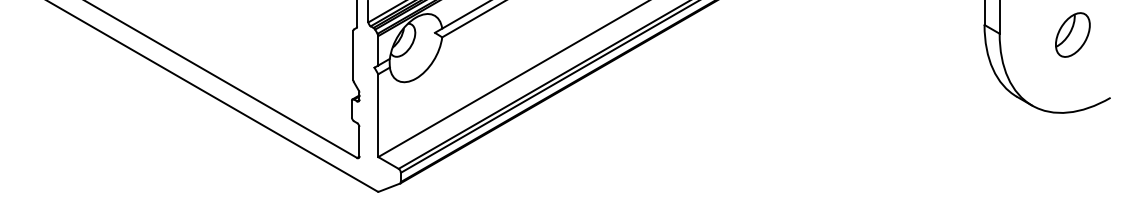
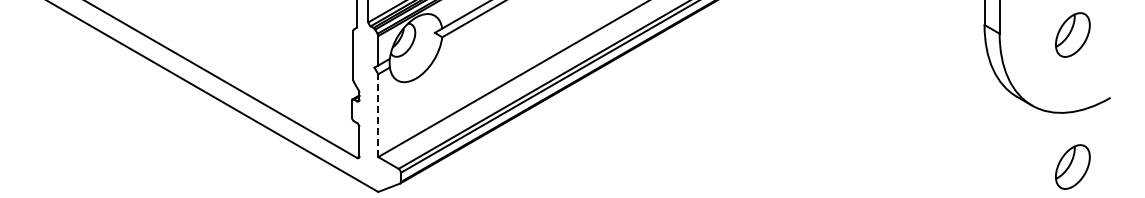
line: solid -> dashed (378, 115)
part: none -> present (1072, 166)
